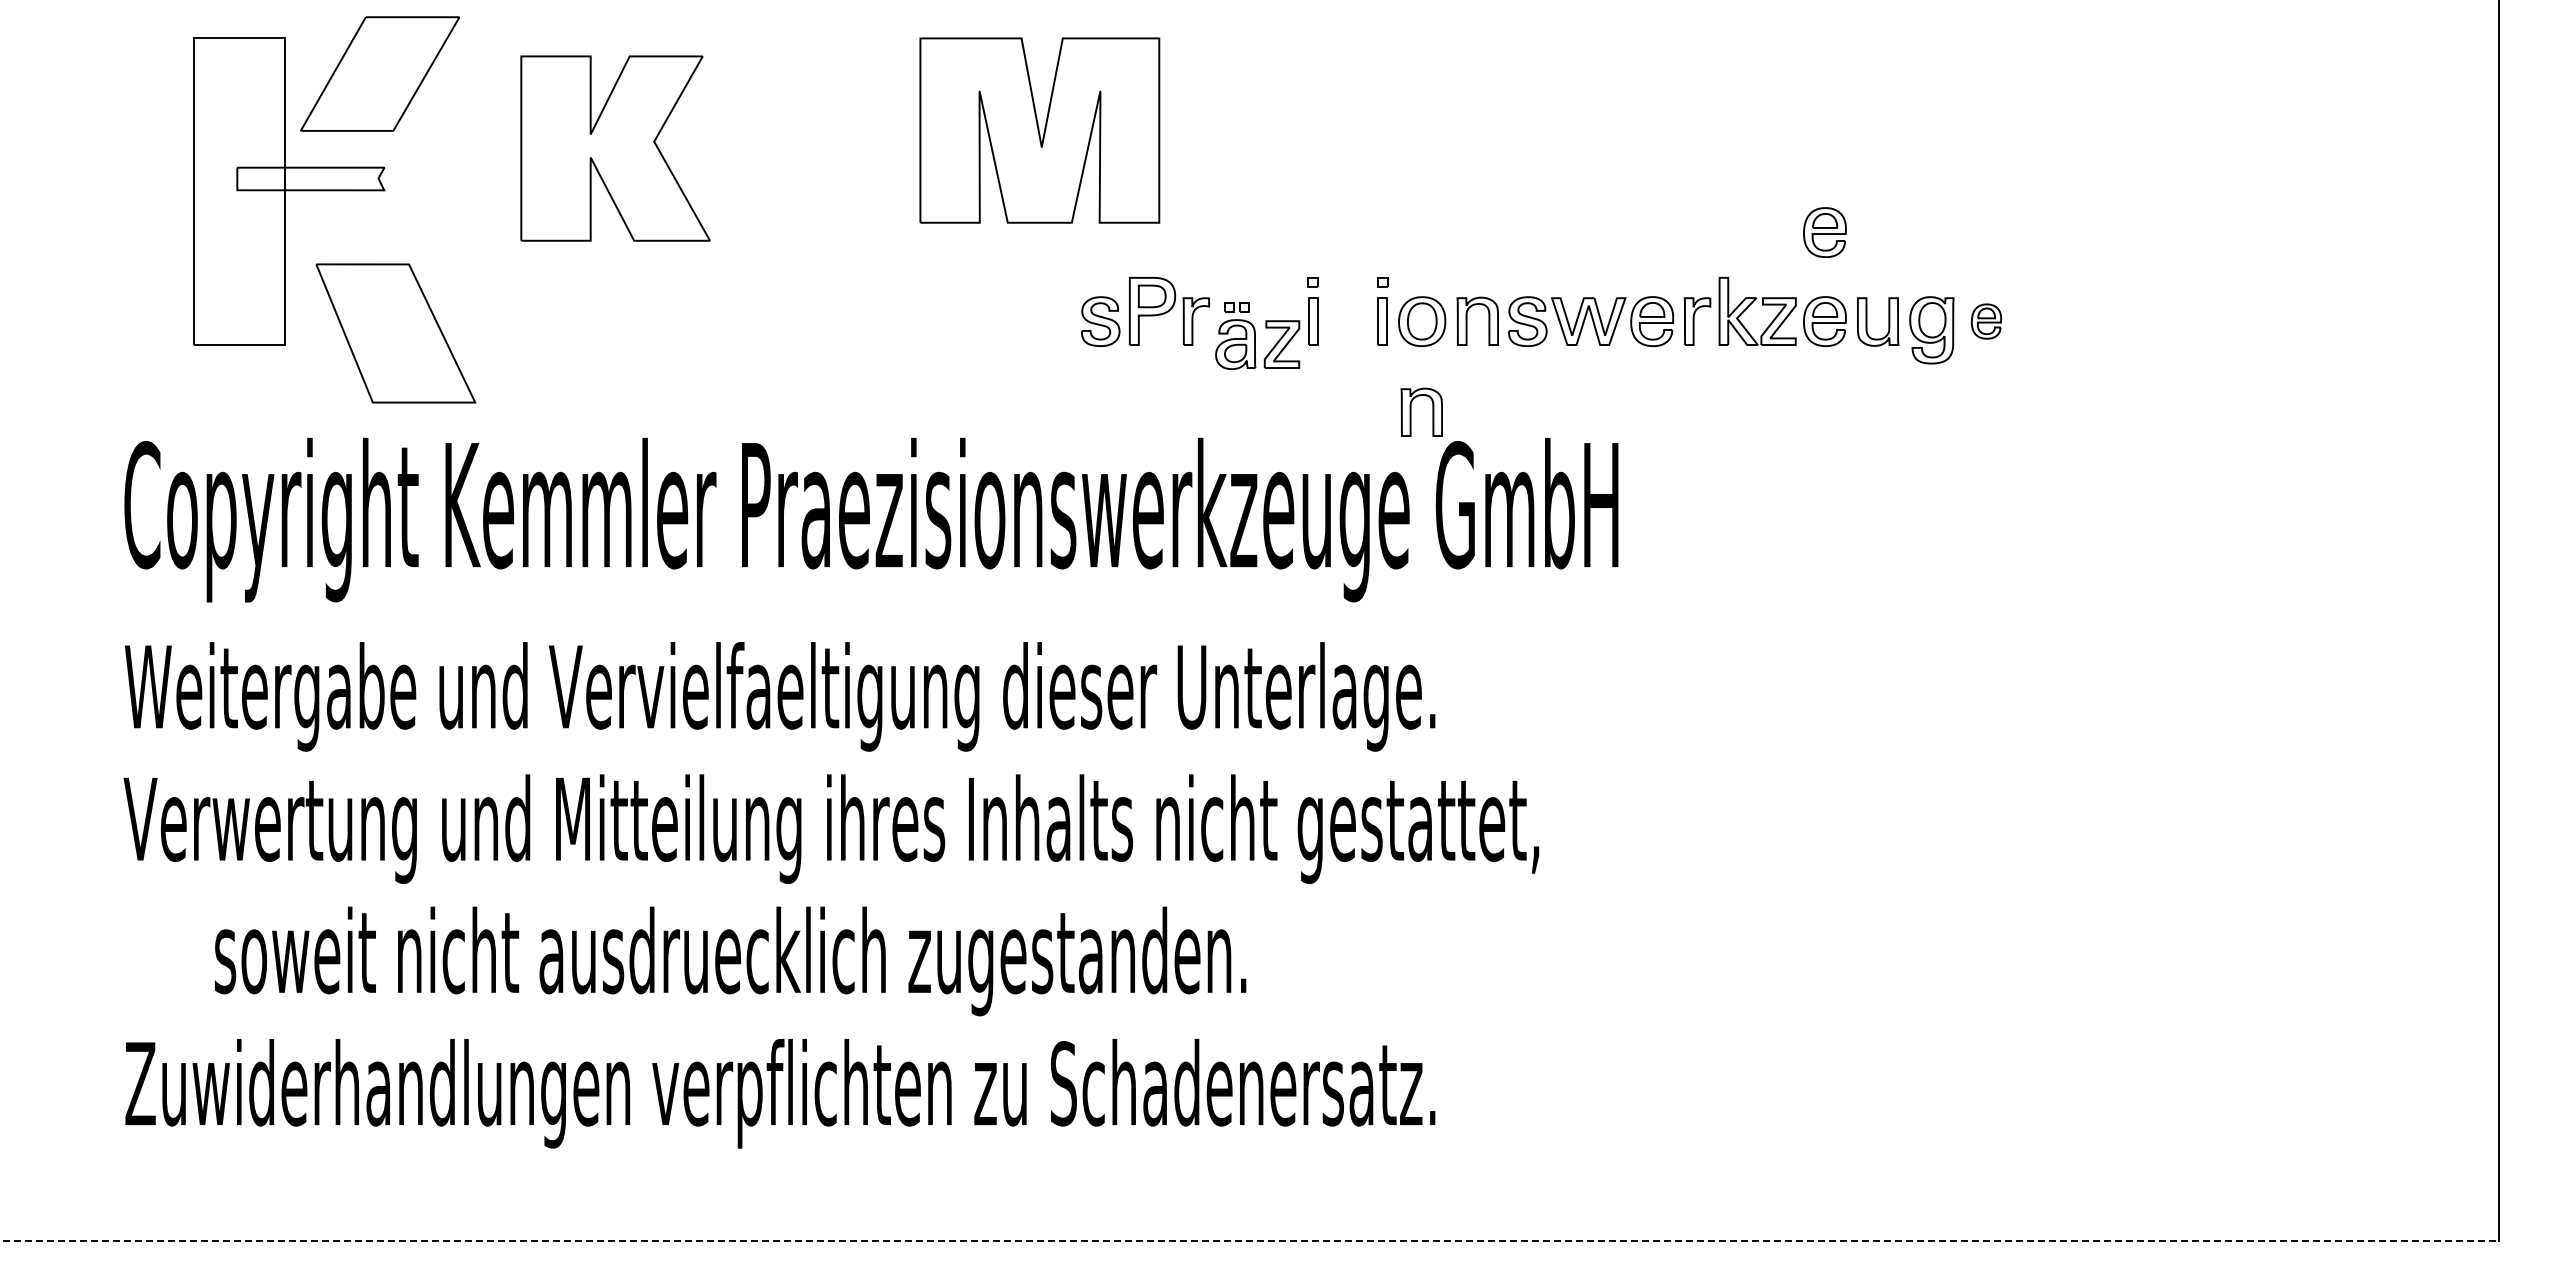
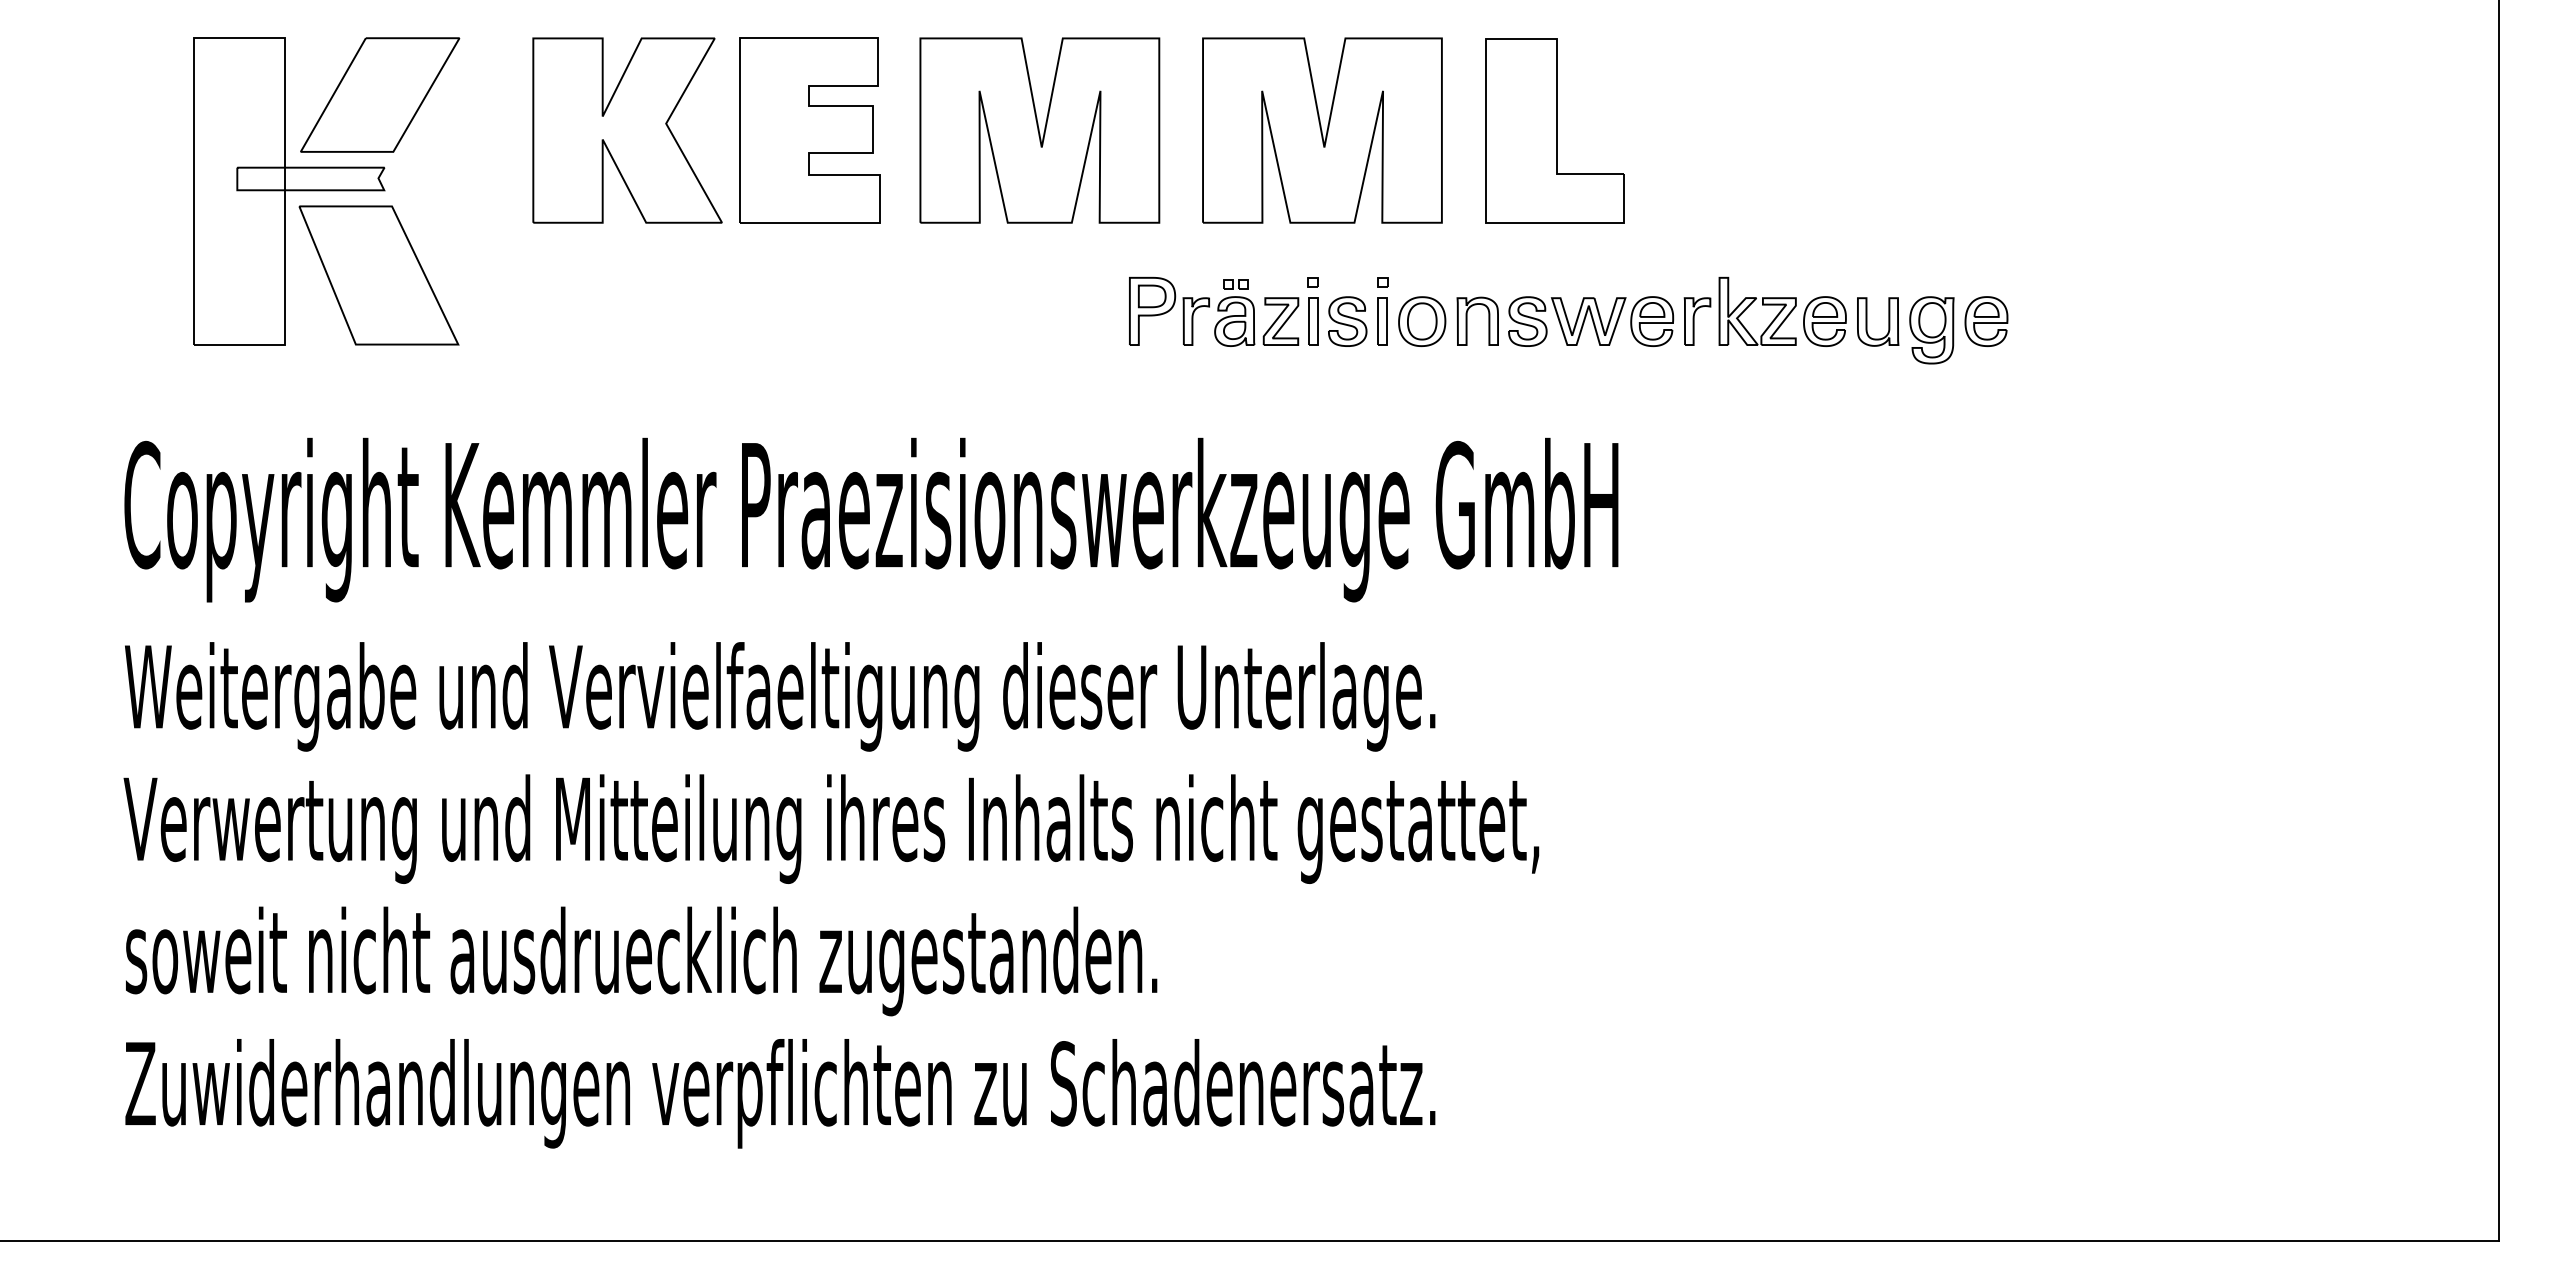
part position: (380, 73) -> (380, 94) (380, 94)
part: none -> present (809, 130)
part: none -> present (1322, 130)
part: none -> present (1554, 130)
part position: (615, 148) -> (627, 130) (627, 130)
part: present -> none (1824, 232)
part position: (1100, 321) -> (1347, 321) (1347, 321)
part size: 33x37 px -> 45x51 px (1986, 321)
part position: (395, 333) -> (378, 275) (378, 275)
part position: (1257, 335) -> (1256, 312) (1256, 312)
part: present -> none (1411, 411)
text position: (730, 961) -> (641, 961) (641, 961)
line: dashed -> solid (1249, 1240)
